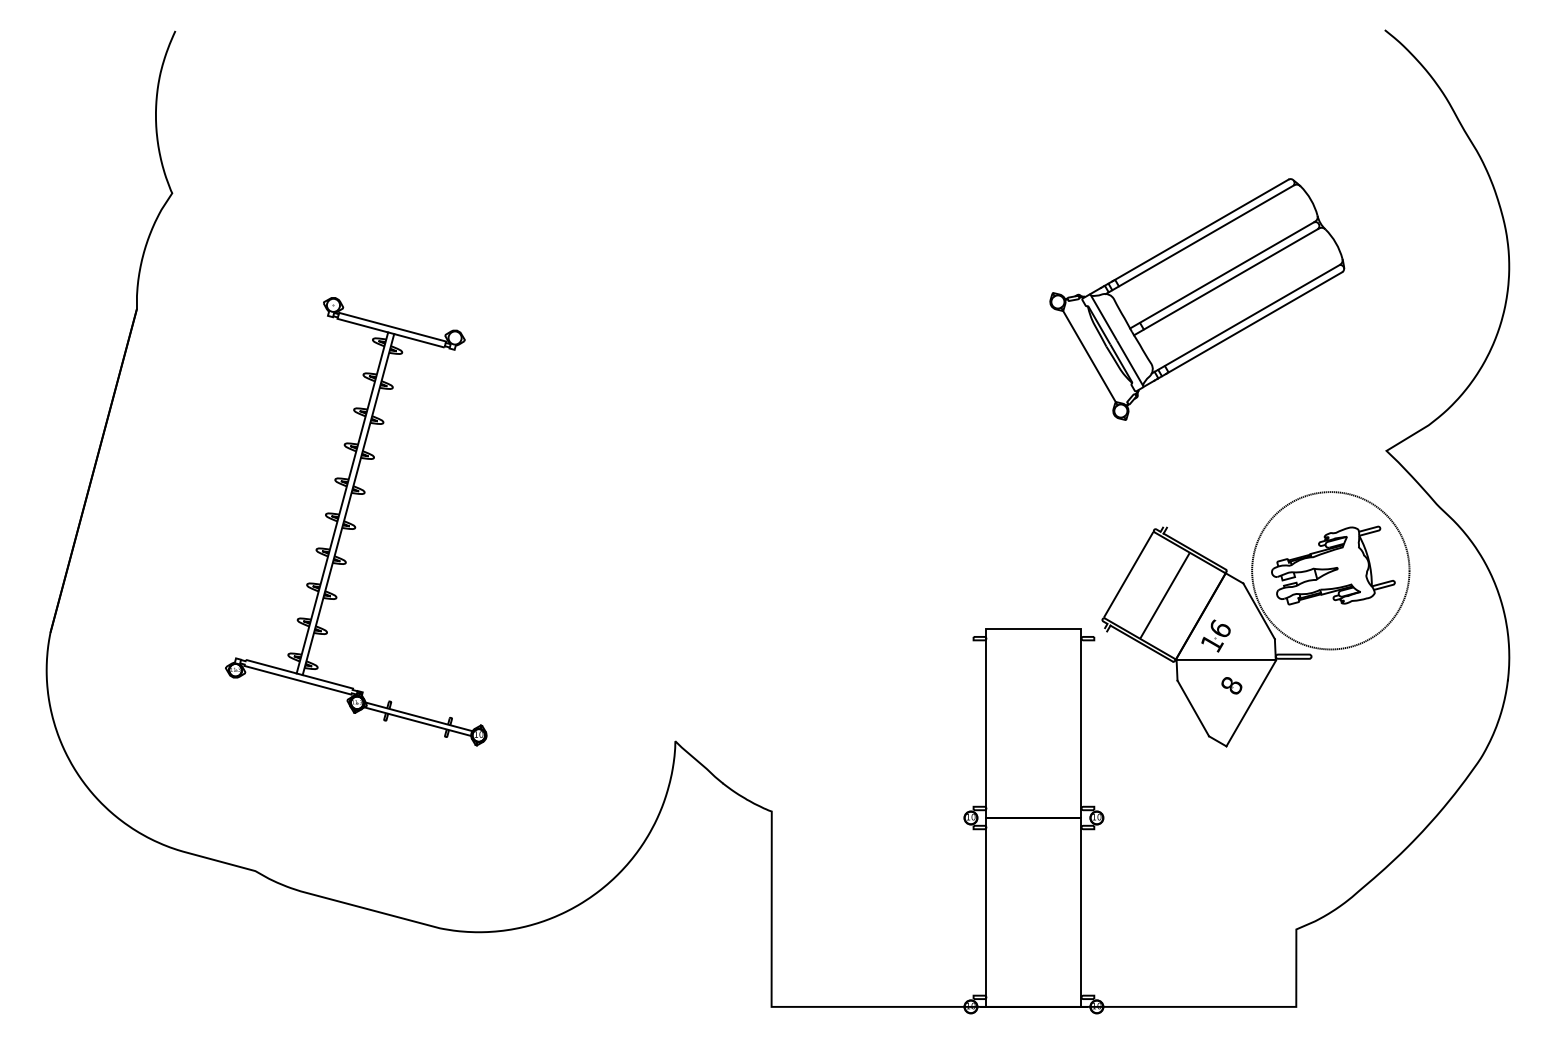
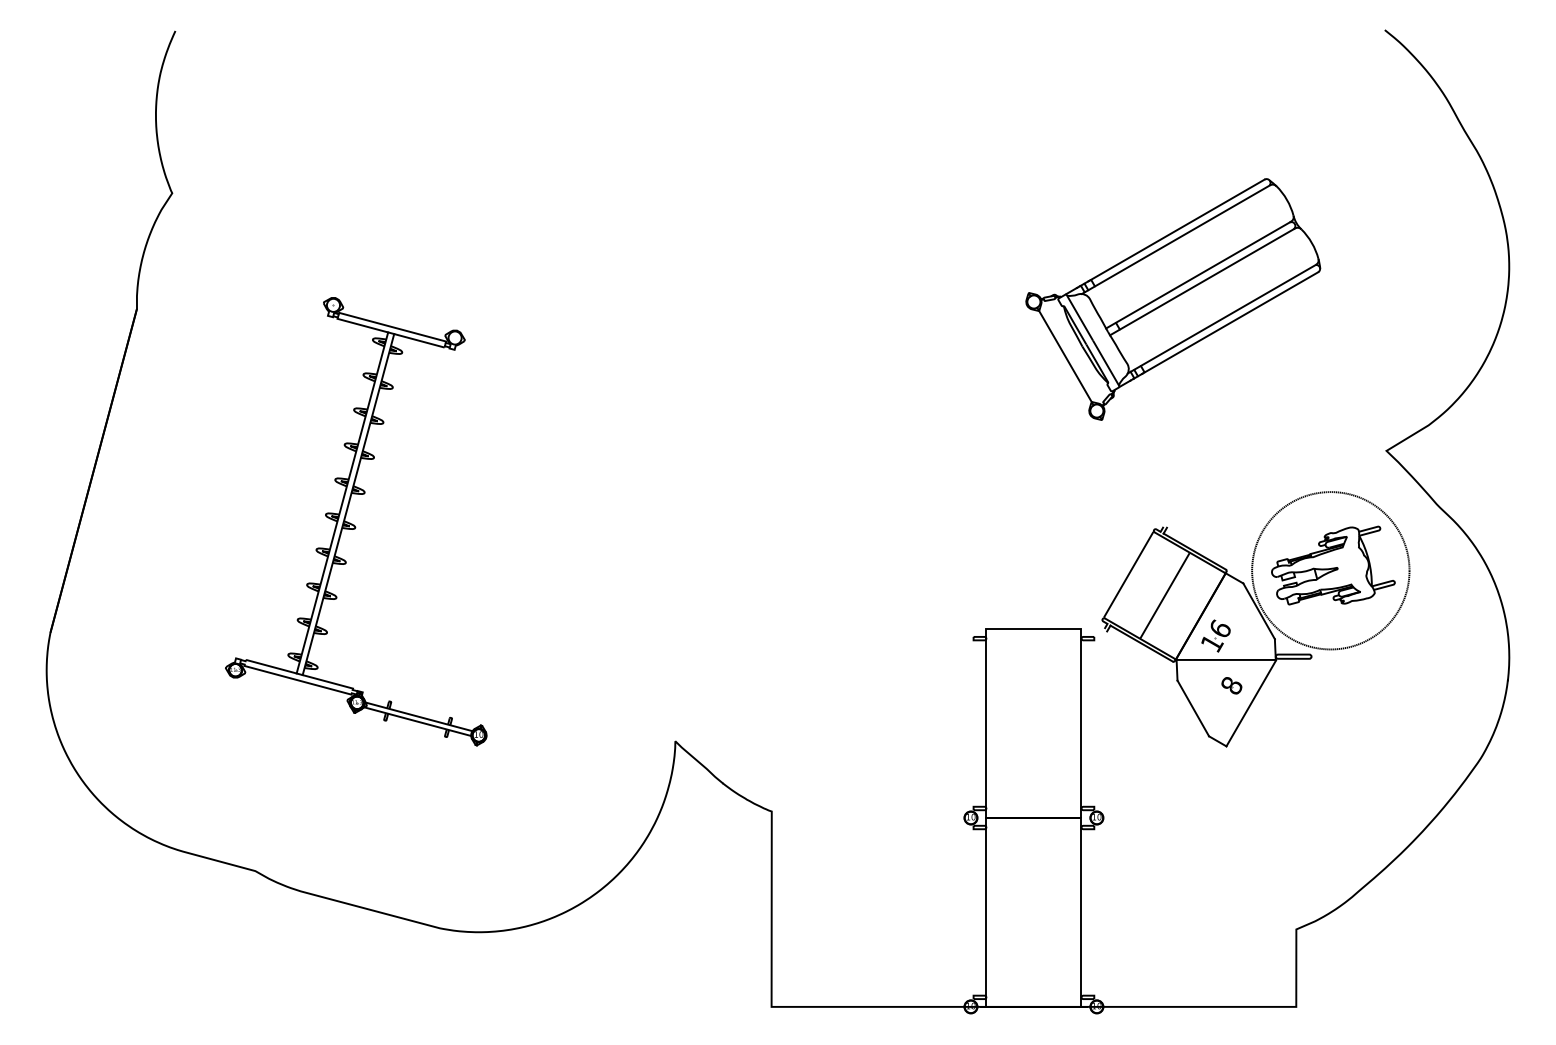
part position: (1197, 299) -> (1173, 299) (1173, 299)
